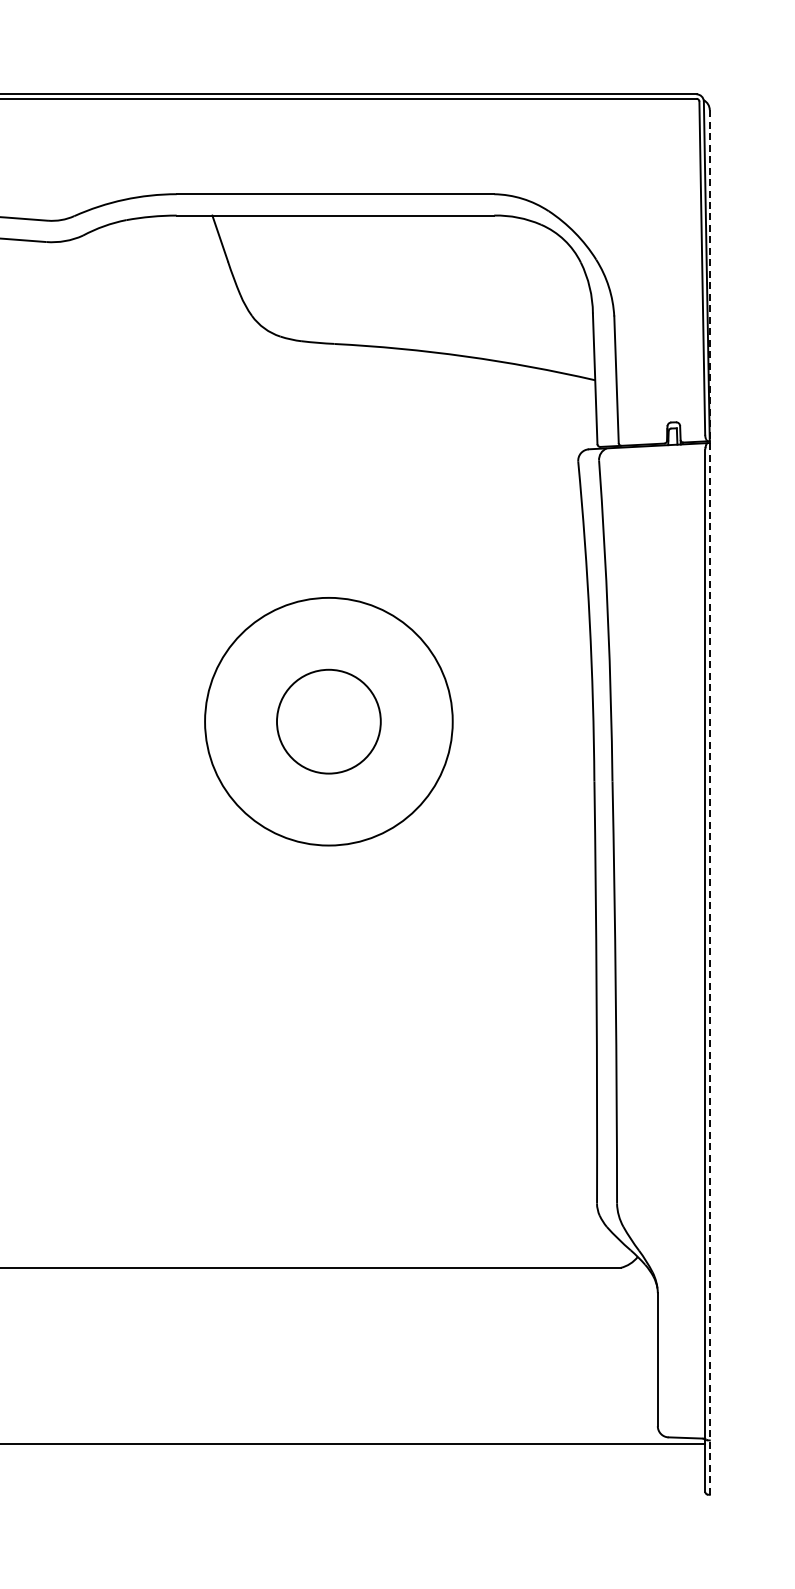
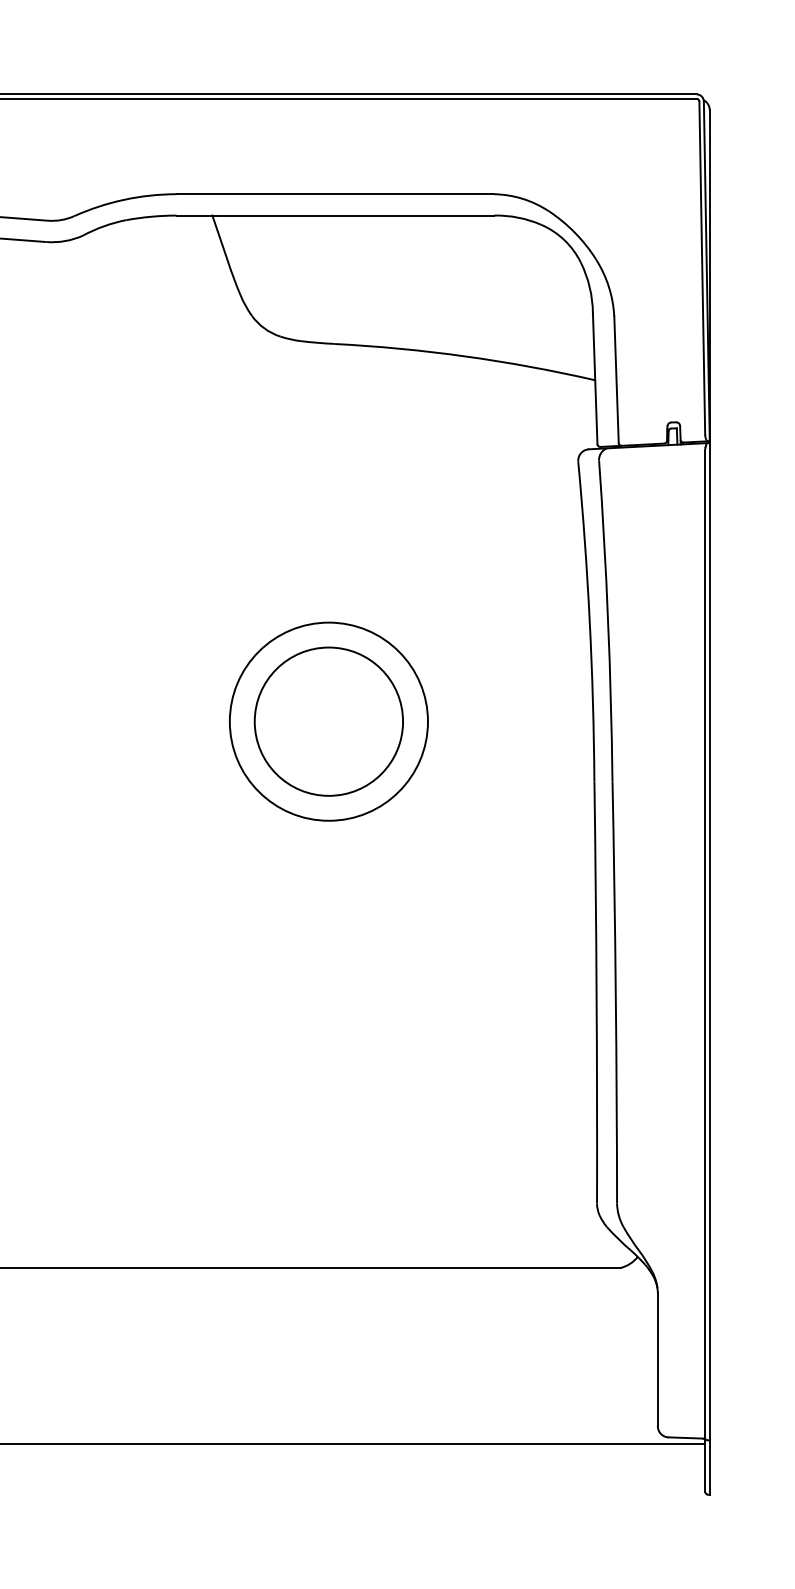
circle diameter: 104 px -> 148 px (328, 721)
circle diameter: 248 px -> 198 px (328, 721)
line: dashed -> solid (709, 802)
